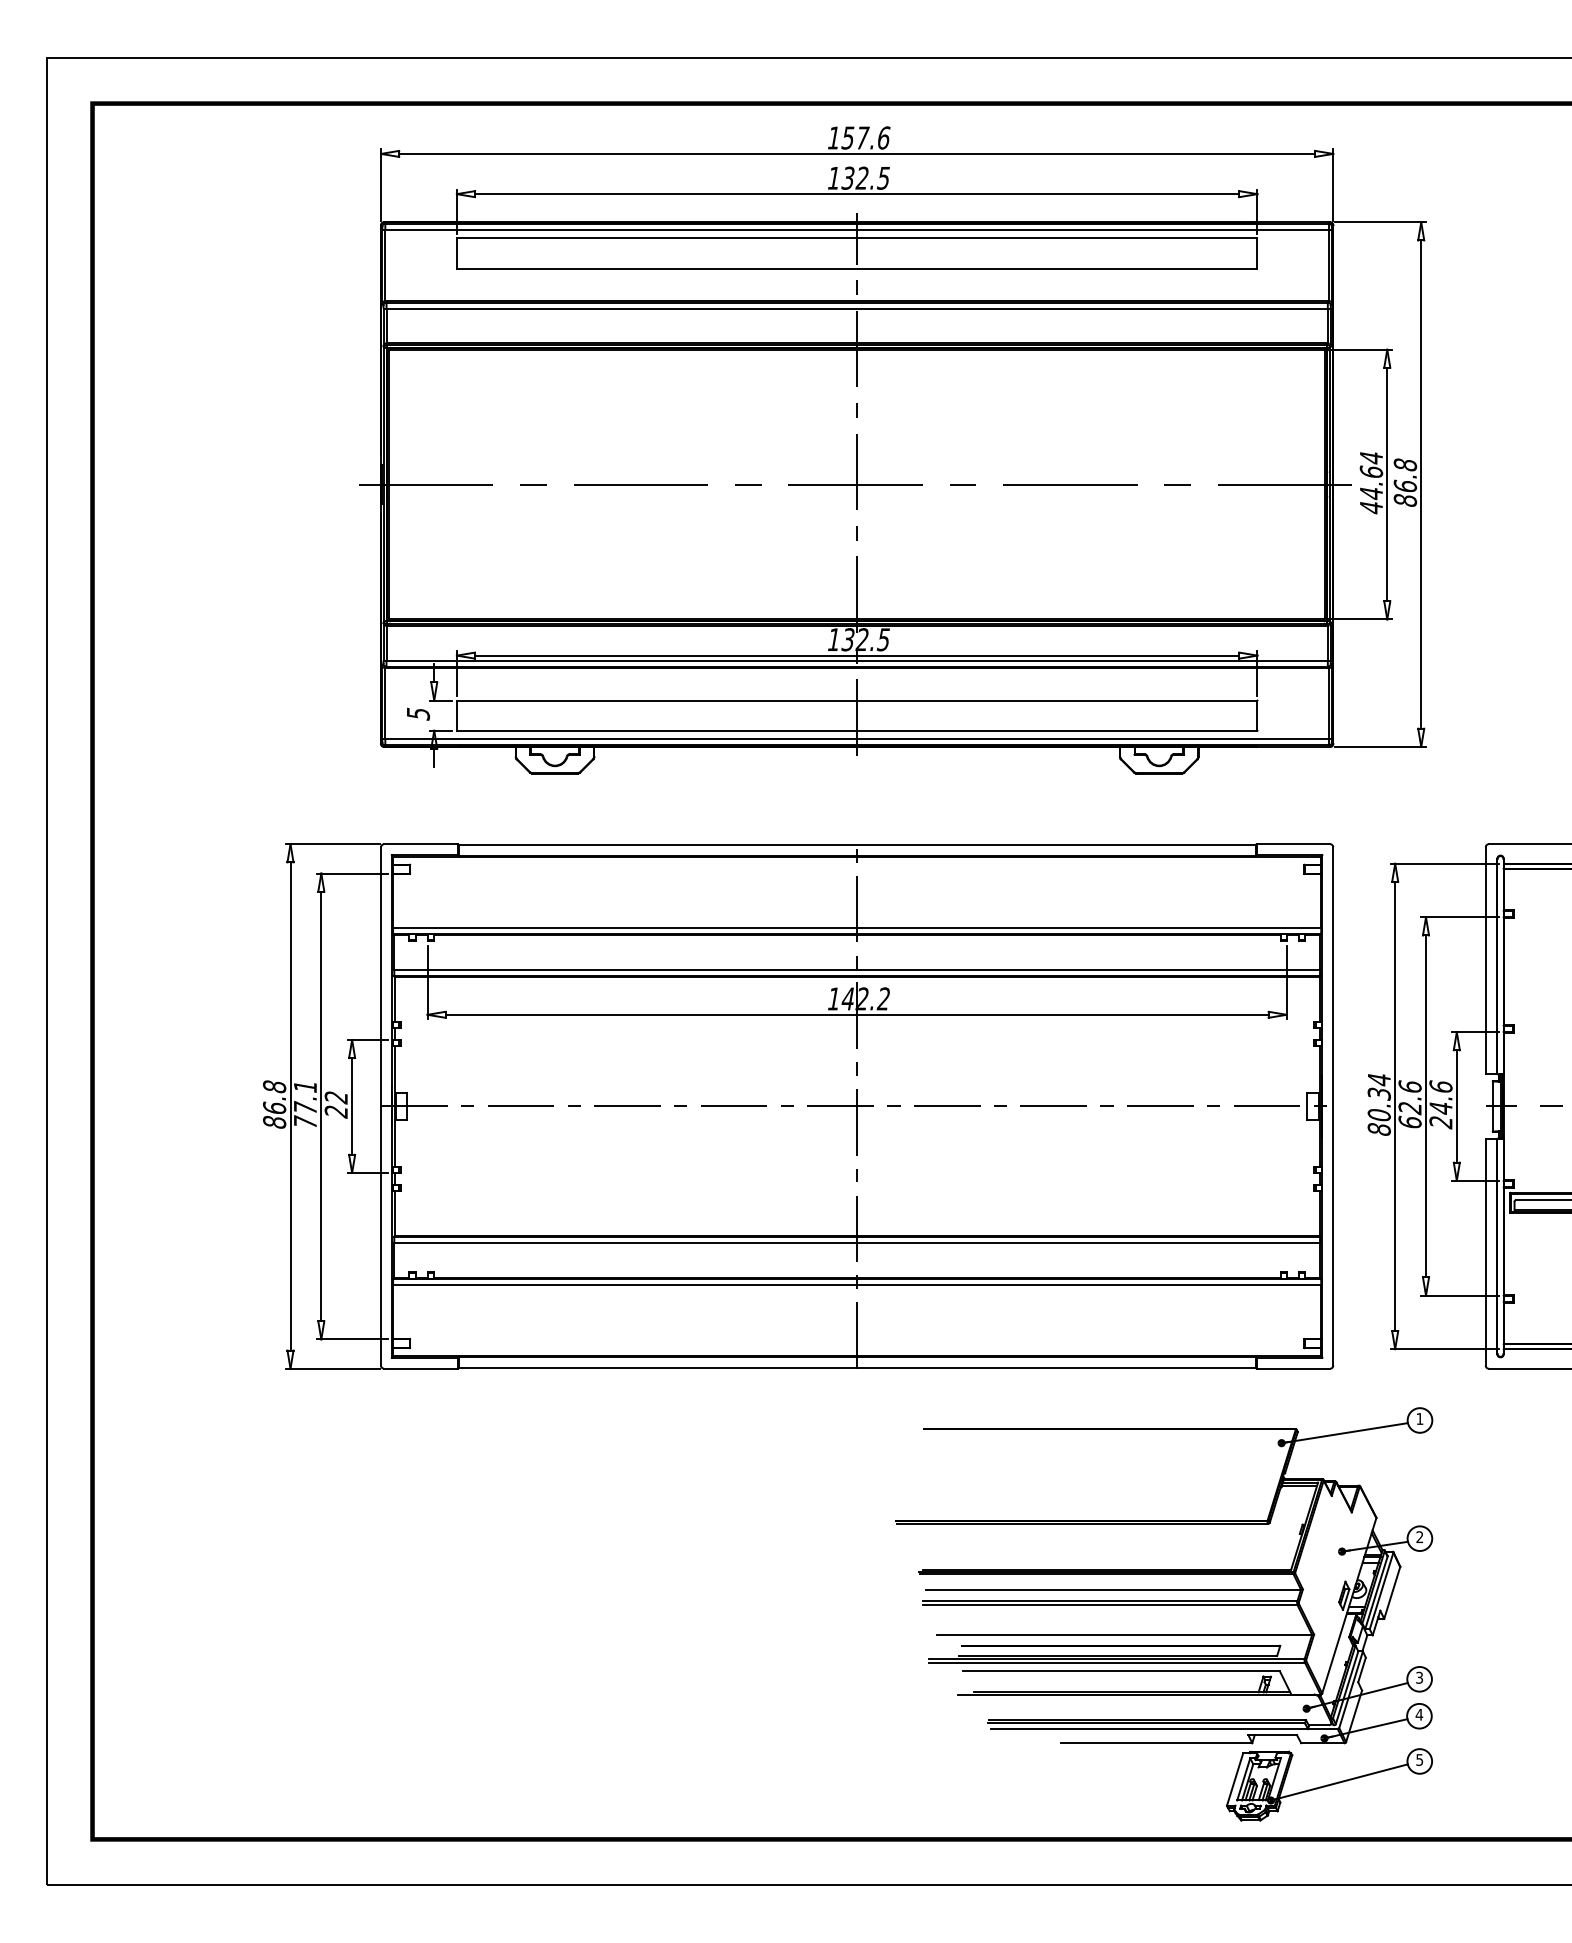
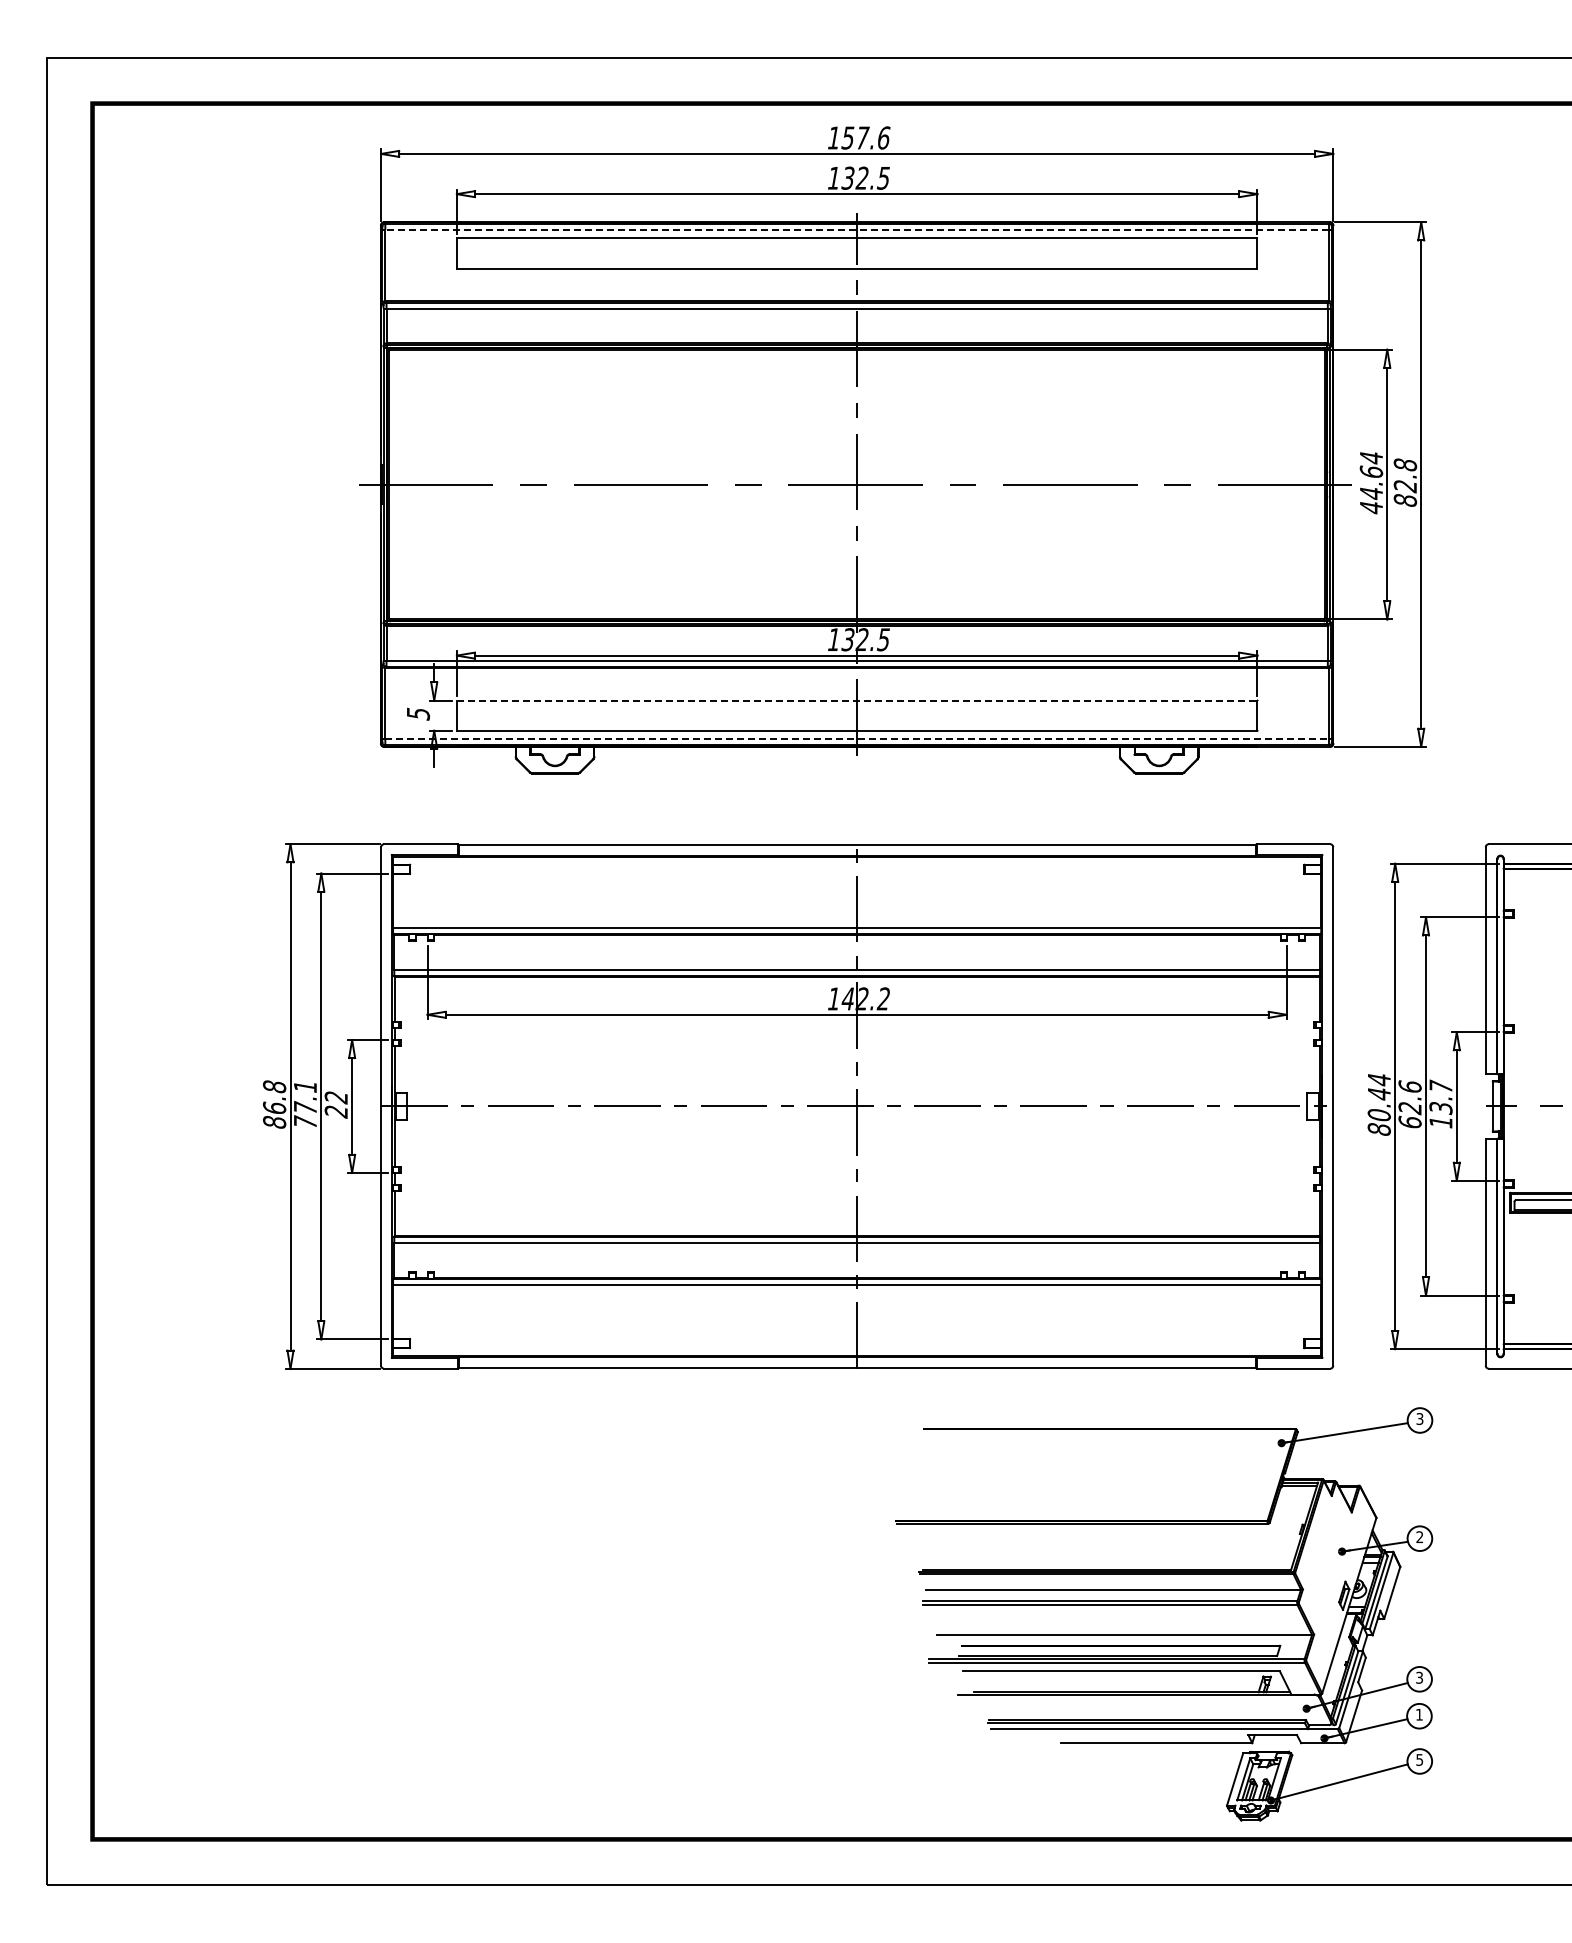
line: solid -> dashed (857, 229)
text: 86.8 -> 82.8 (1405, 486)
line: solid -> dashed (857, 700)
line: solid -> dashed (857, 739)
text: 80.34 -> 80.44 (1378, 1093)
text: 24.6 -> 13.7 (1440, 1104)
text: 1 -> 3 (1419, 1419)
text: 4 -> 1 (1419, 1714)
